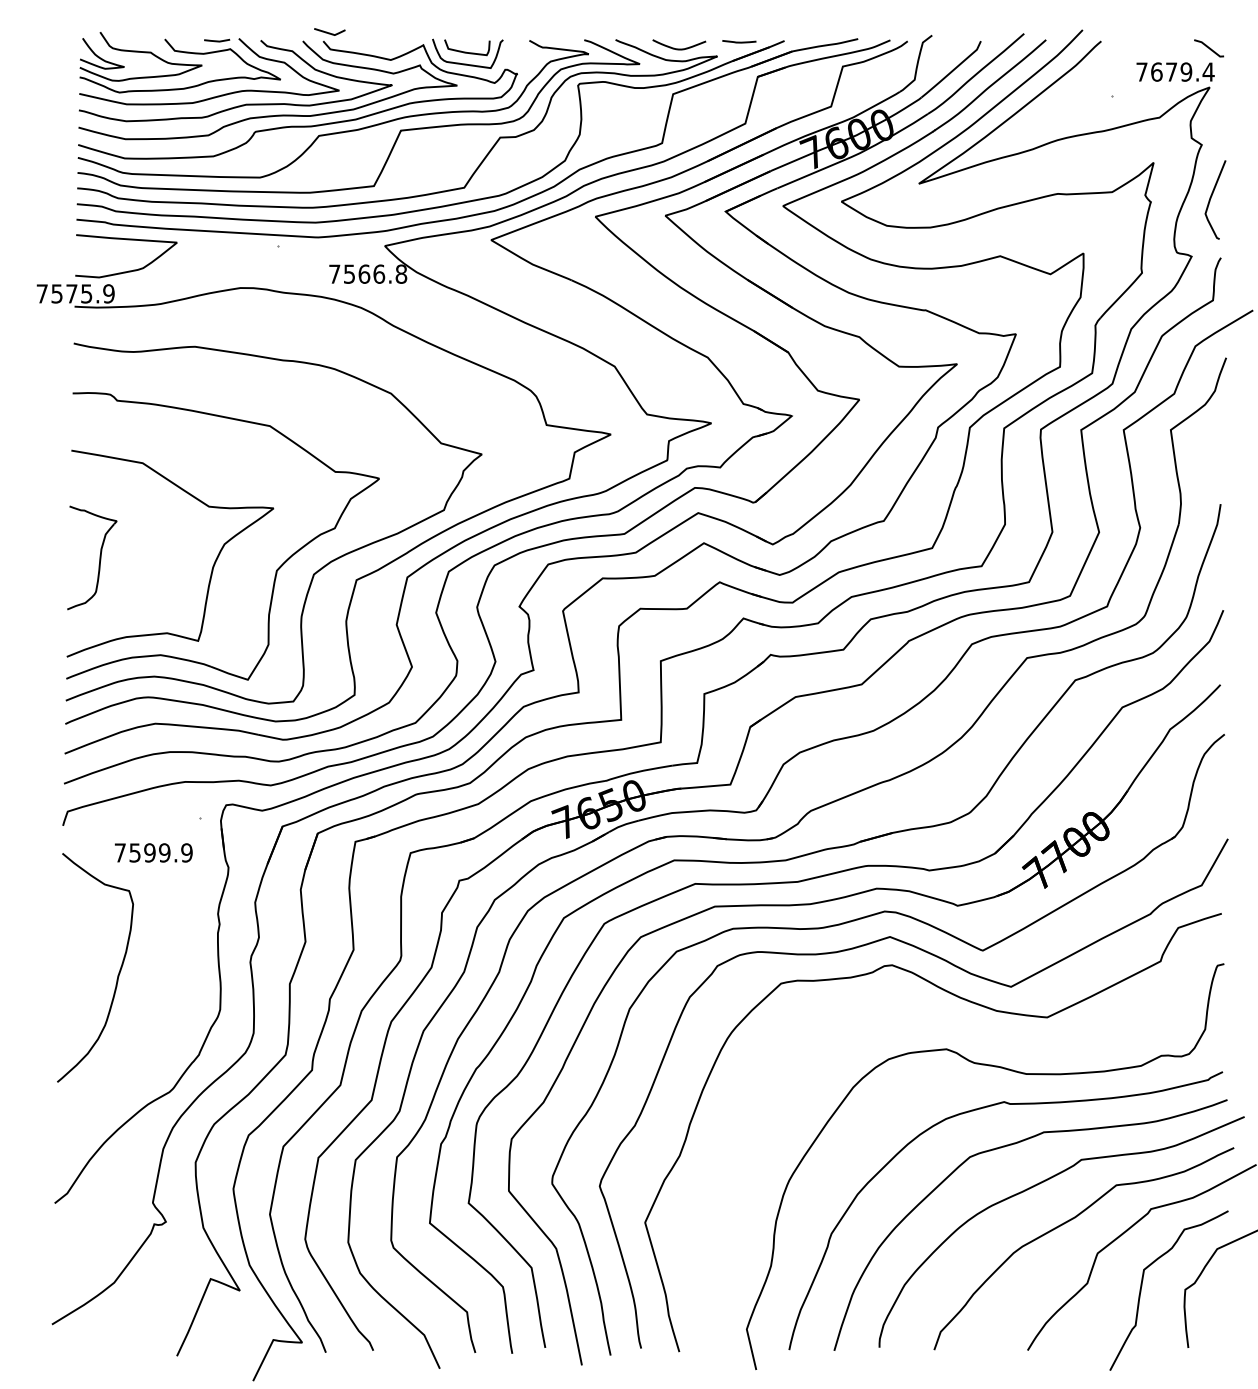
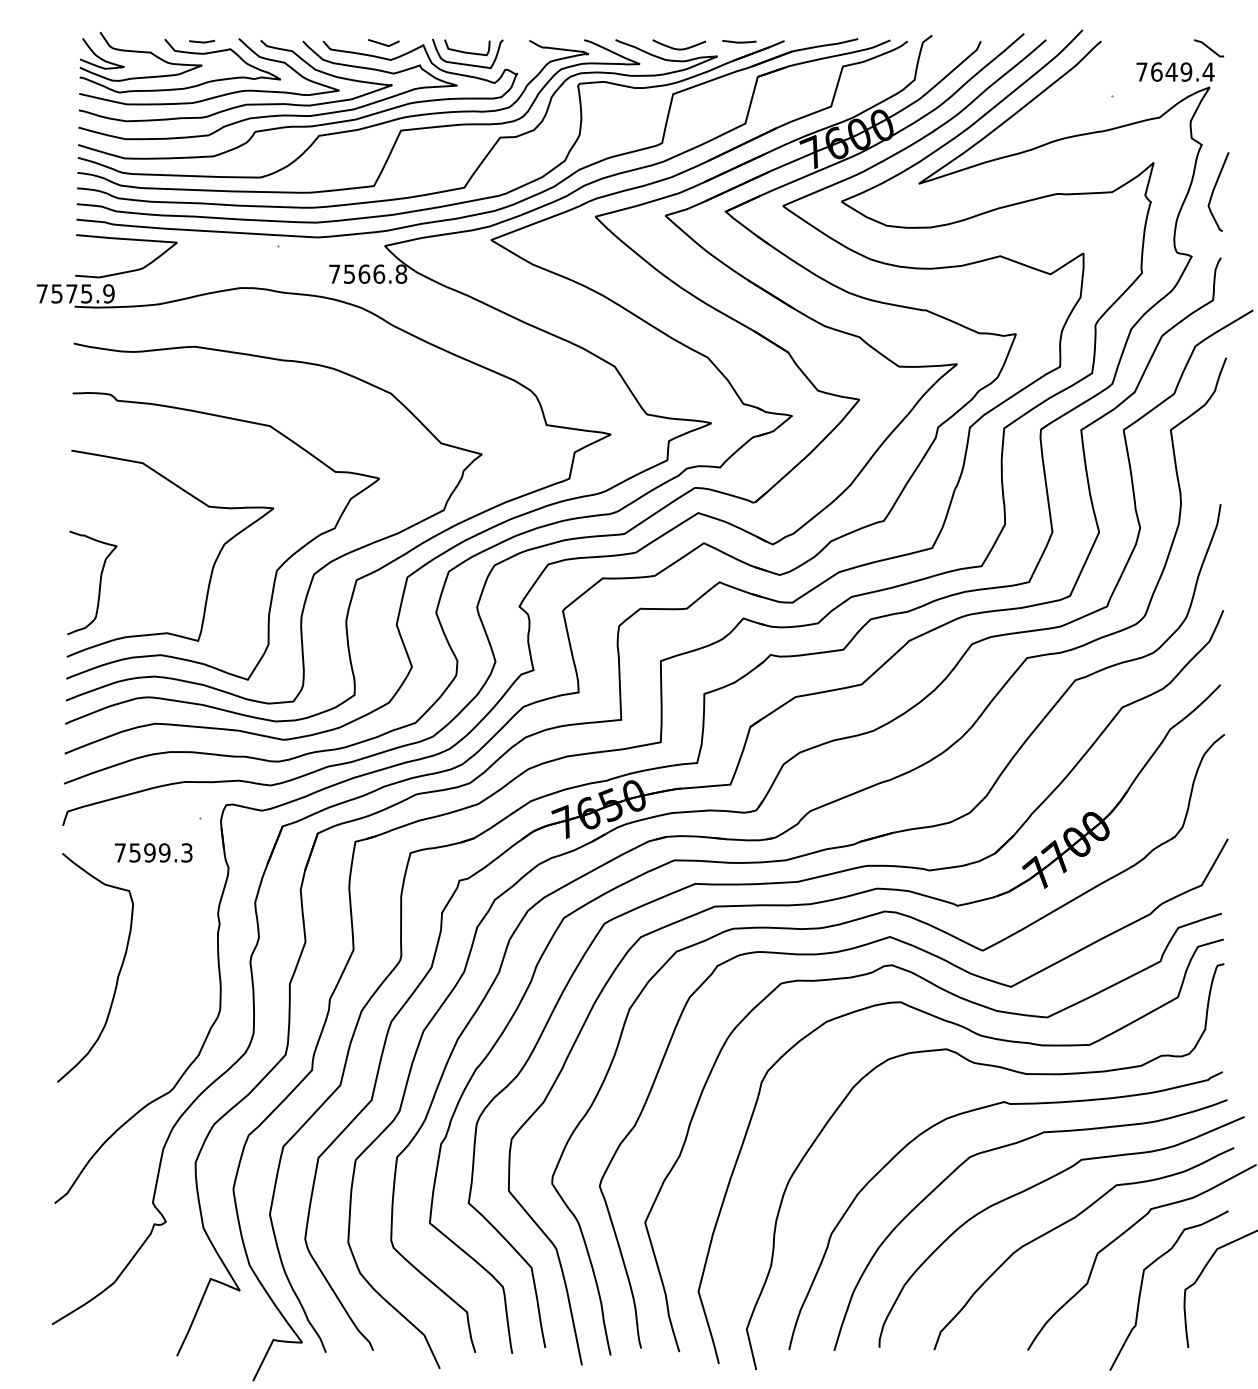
line position: (329, 32) -> (383, 43) (383, 43)
line position: (217, 40) -> (202, 41) (202, 41)
text: 7679.4 -> 7649.4 (1171, 71)
curve position: (1211, 198) -> (1214, 190) (1214, 190)
part position: (99, 557) -> (99, 582) (99, 582)
text: 7599.9 -> 7599.3 (186, 852)
curve: none -> present (987, 1038)
